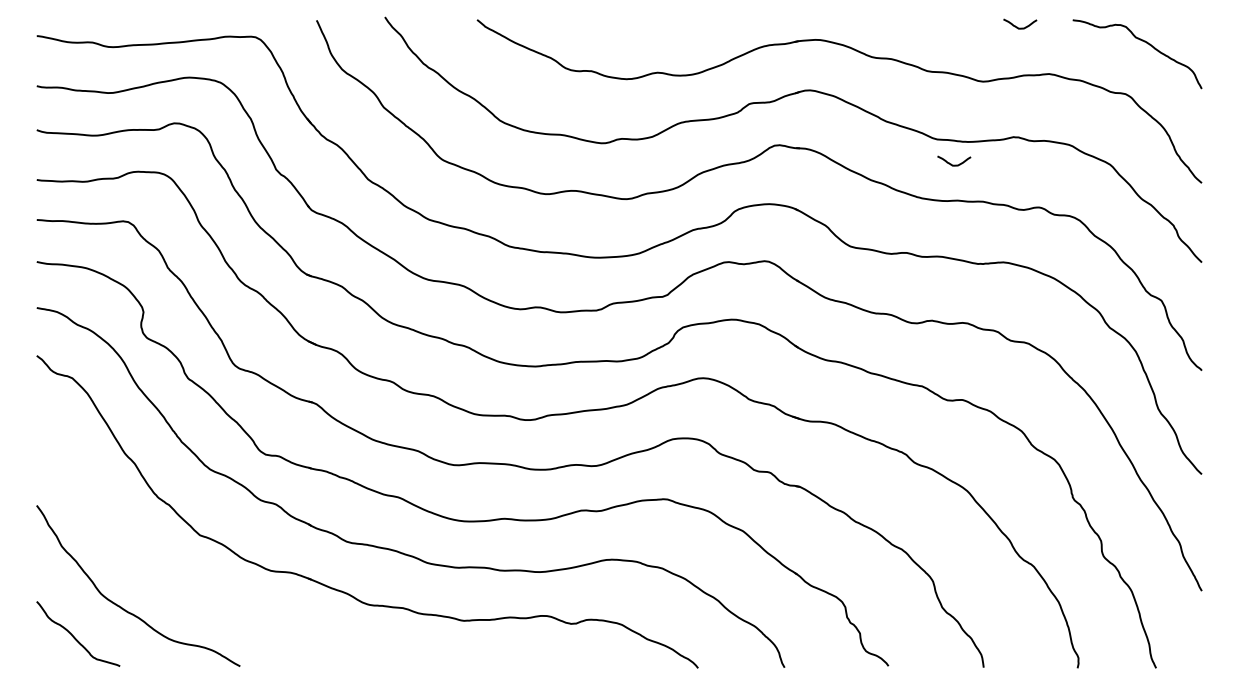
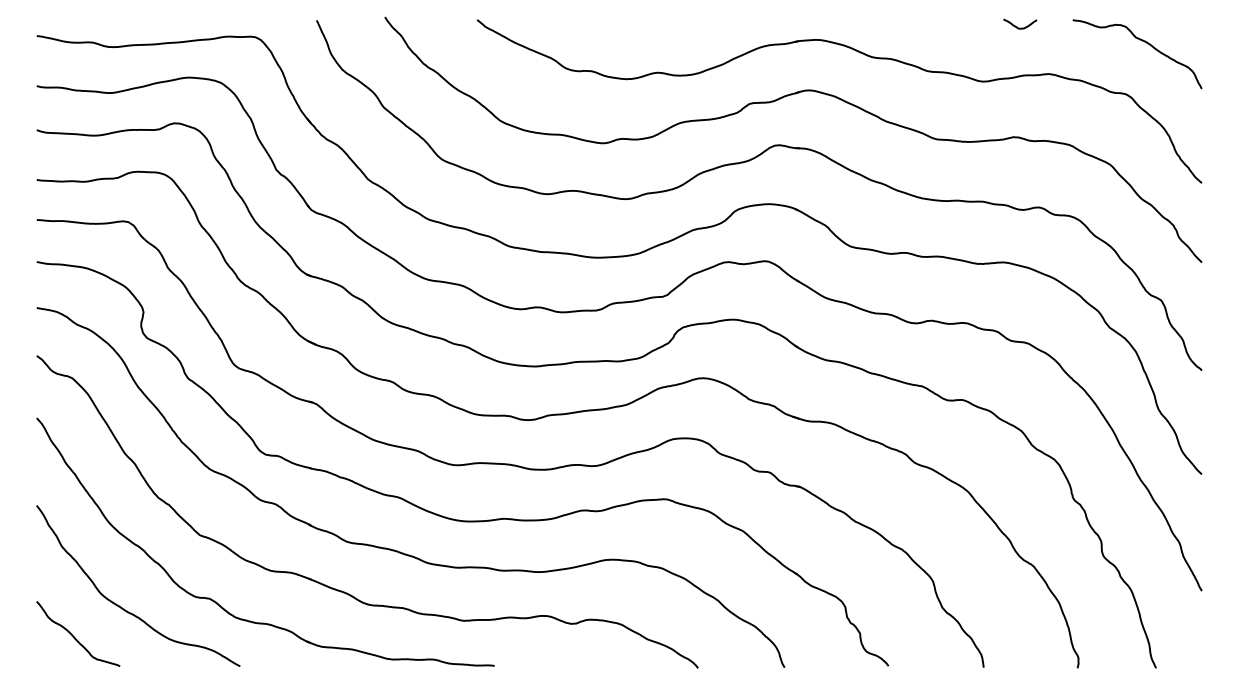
curve: present -> none (954, 164)
part: none -> present (216, 601)
